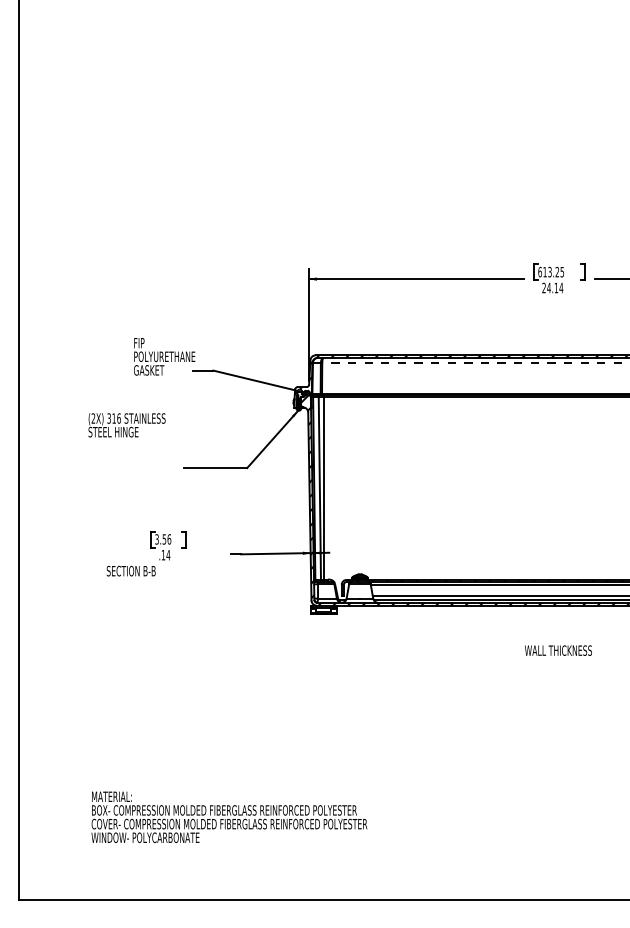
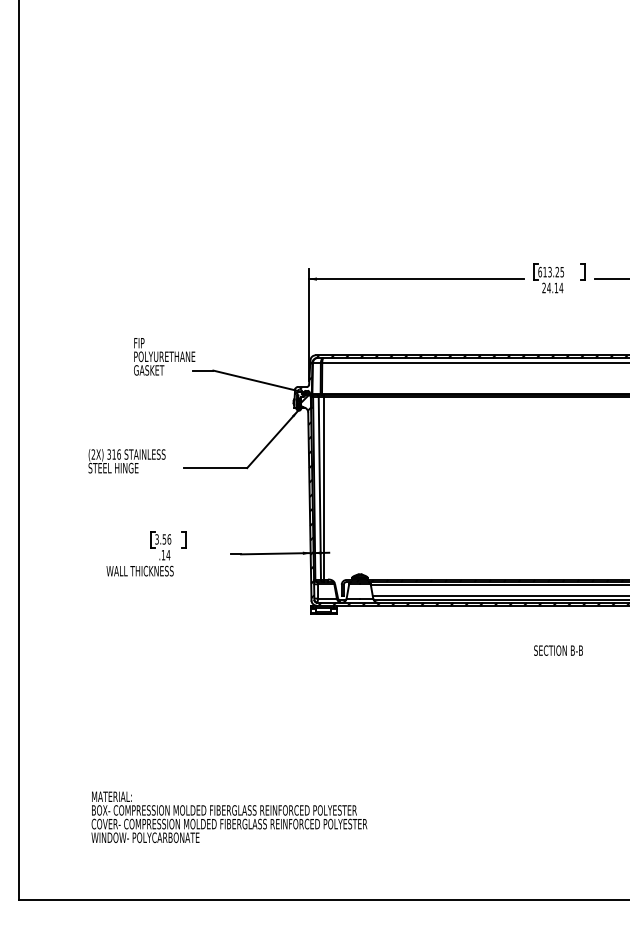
line: dashed -> solid (475, 363)
text position: (126, 425) -> (126, 461) (126, 461)
text: SECTION B-B -> WALL THICKNESS (139, 570)
text: WALL THICKNESS -> SECTION B-B (558, 650)
